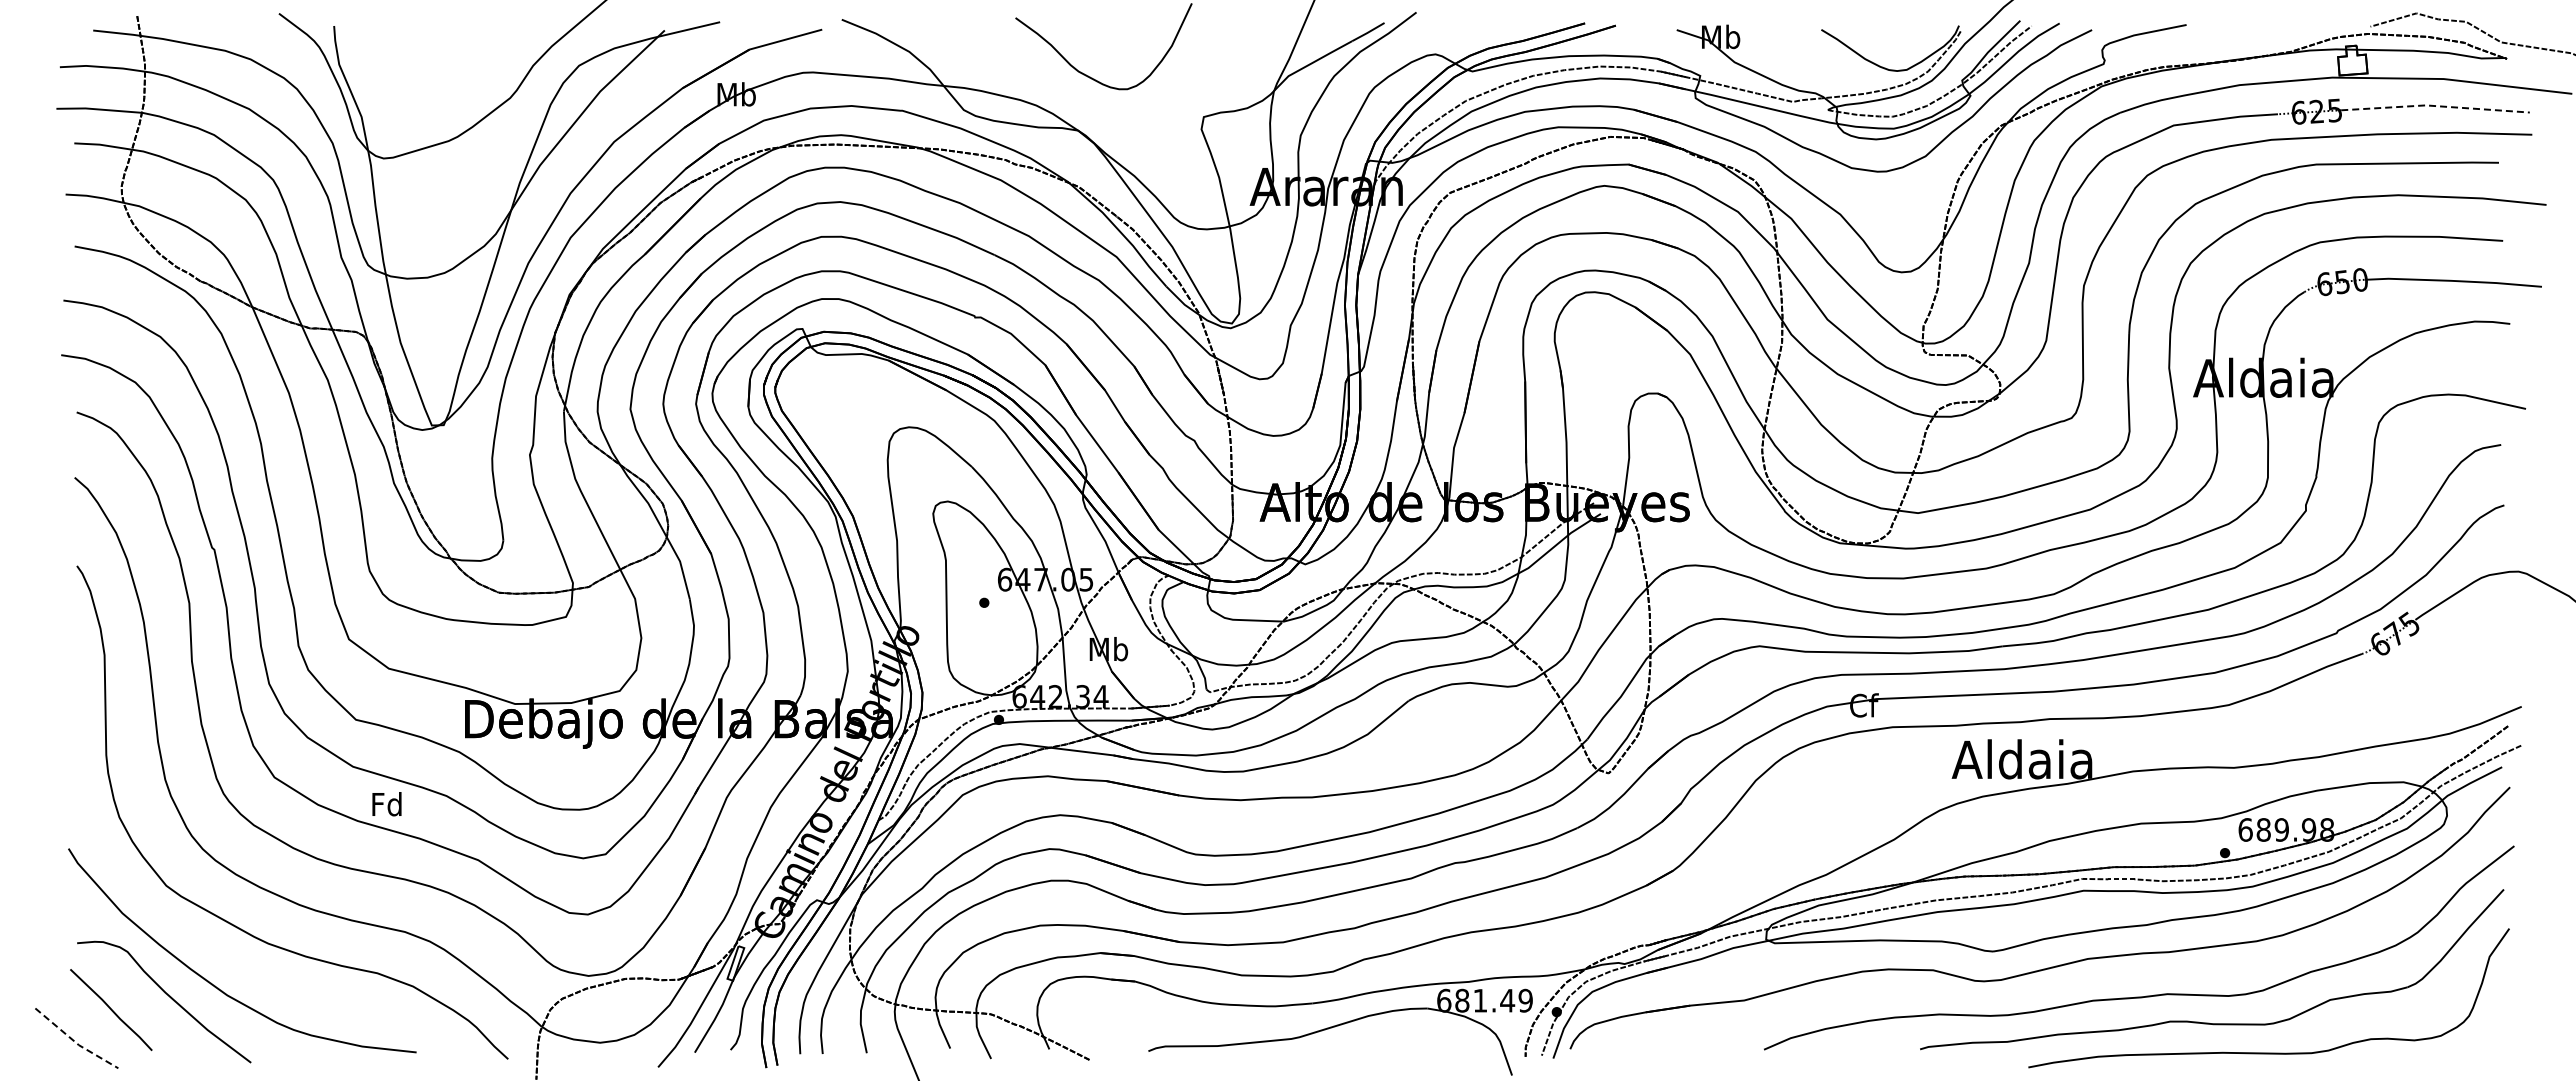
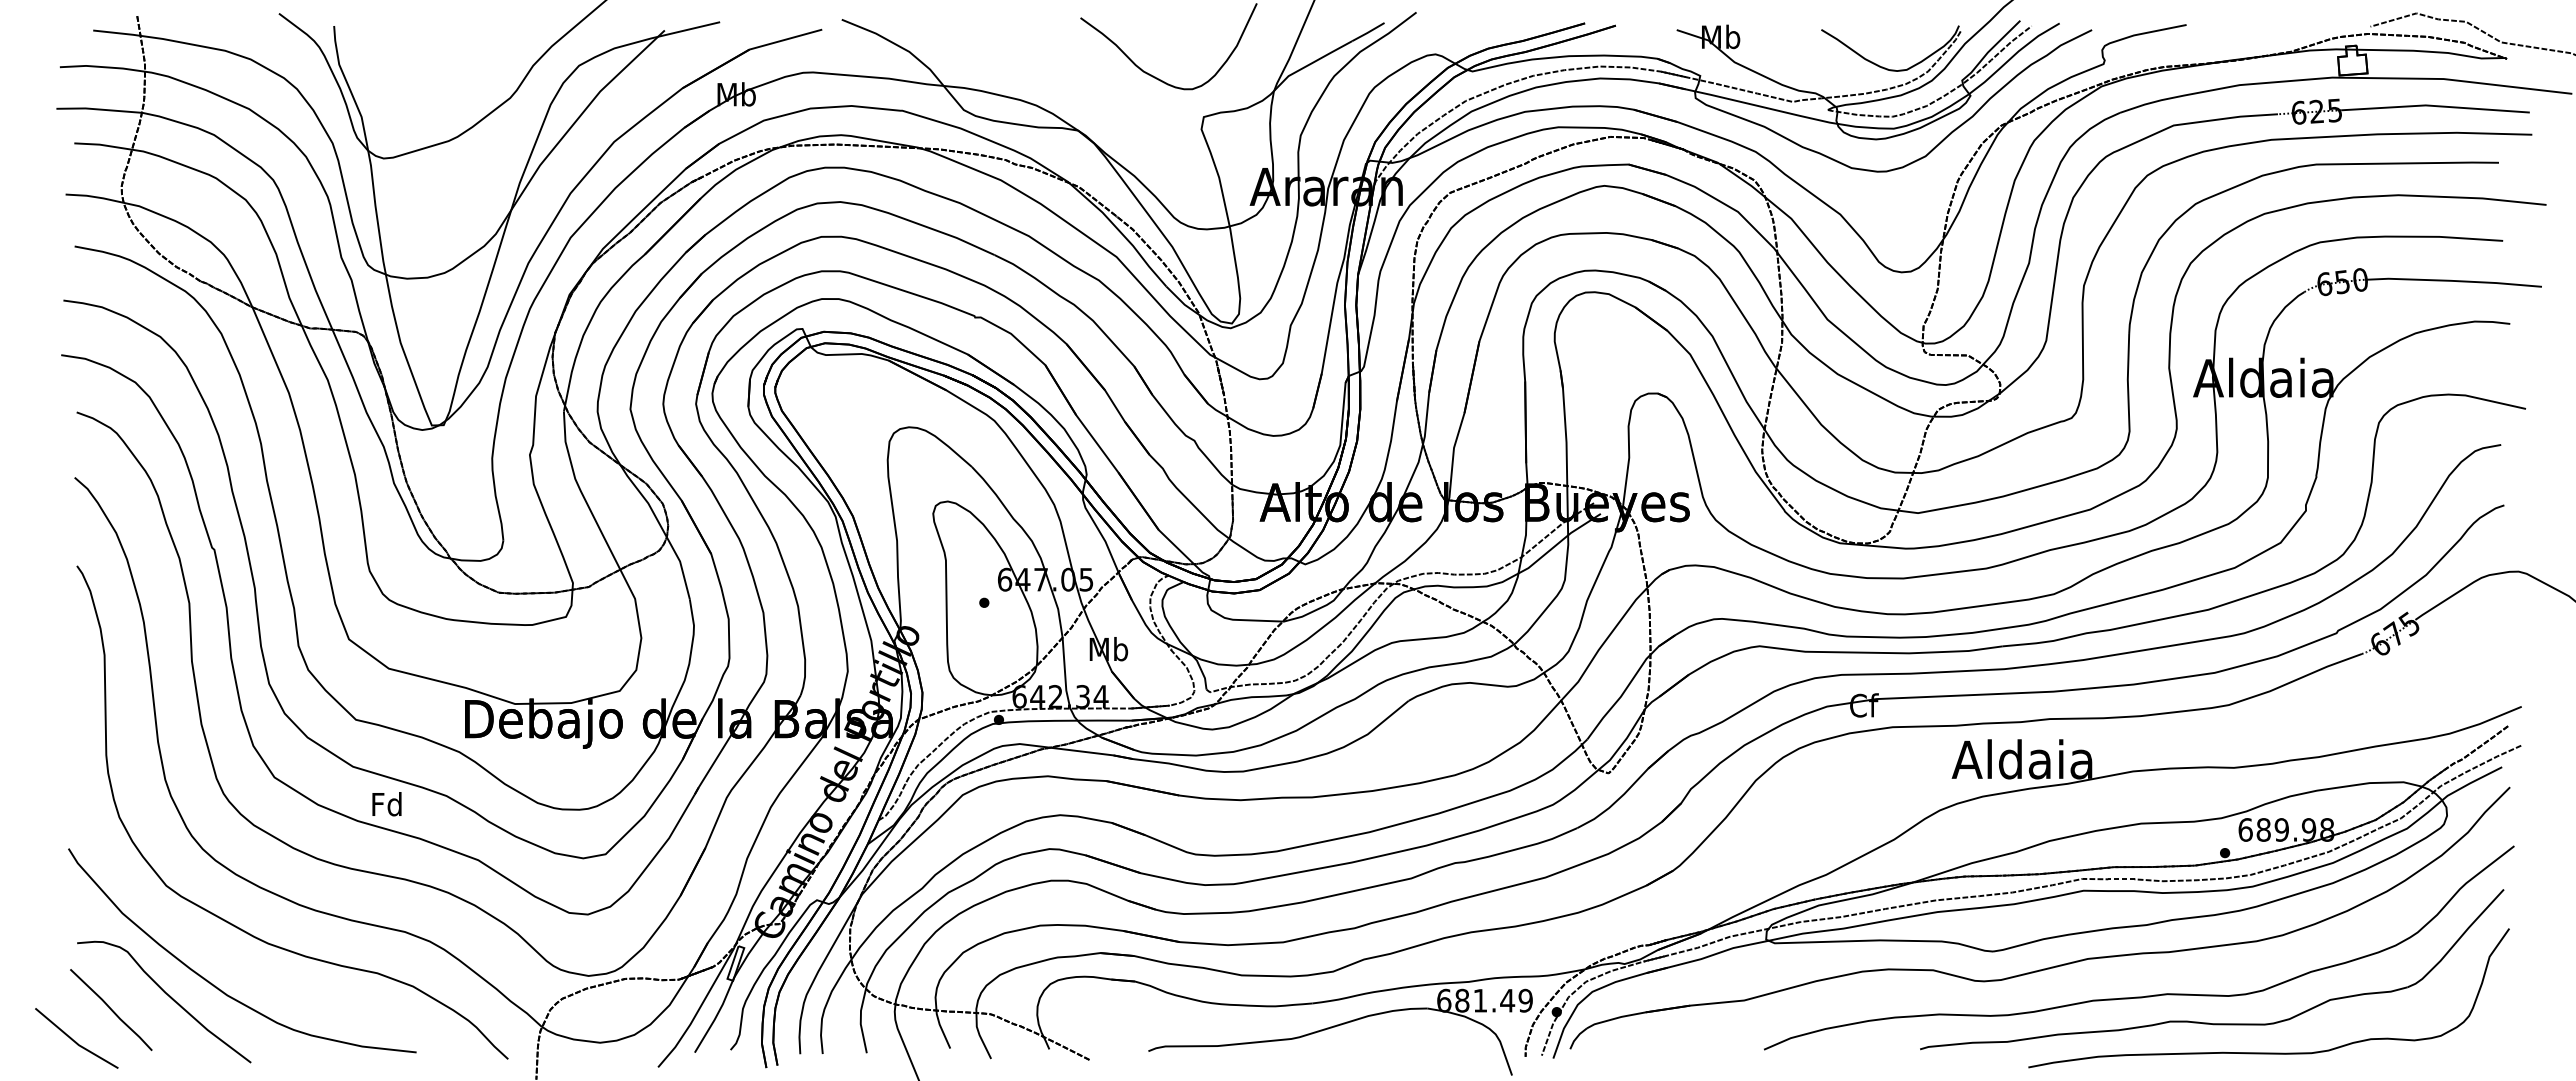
curve position: (1088, 75) -> (1153, 75) (1153, 75)
line: dashed -> solid (2435, 106)
line: dashed -> solid (75, 1042)
